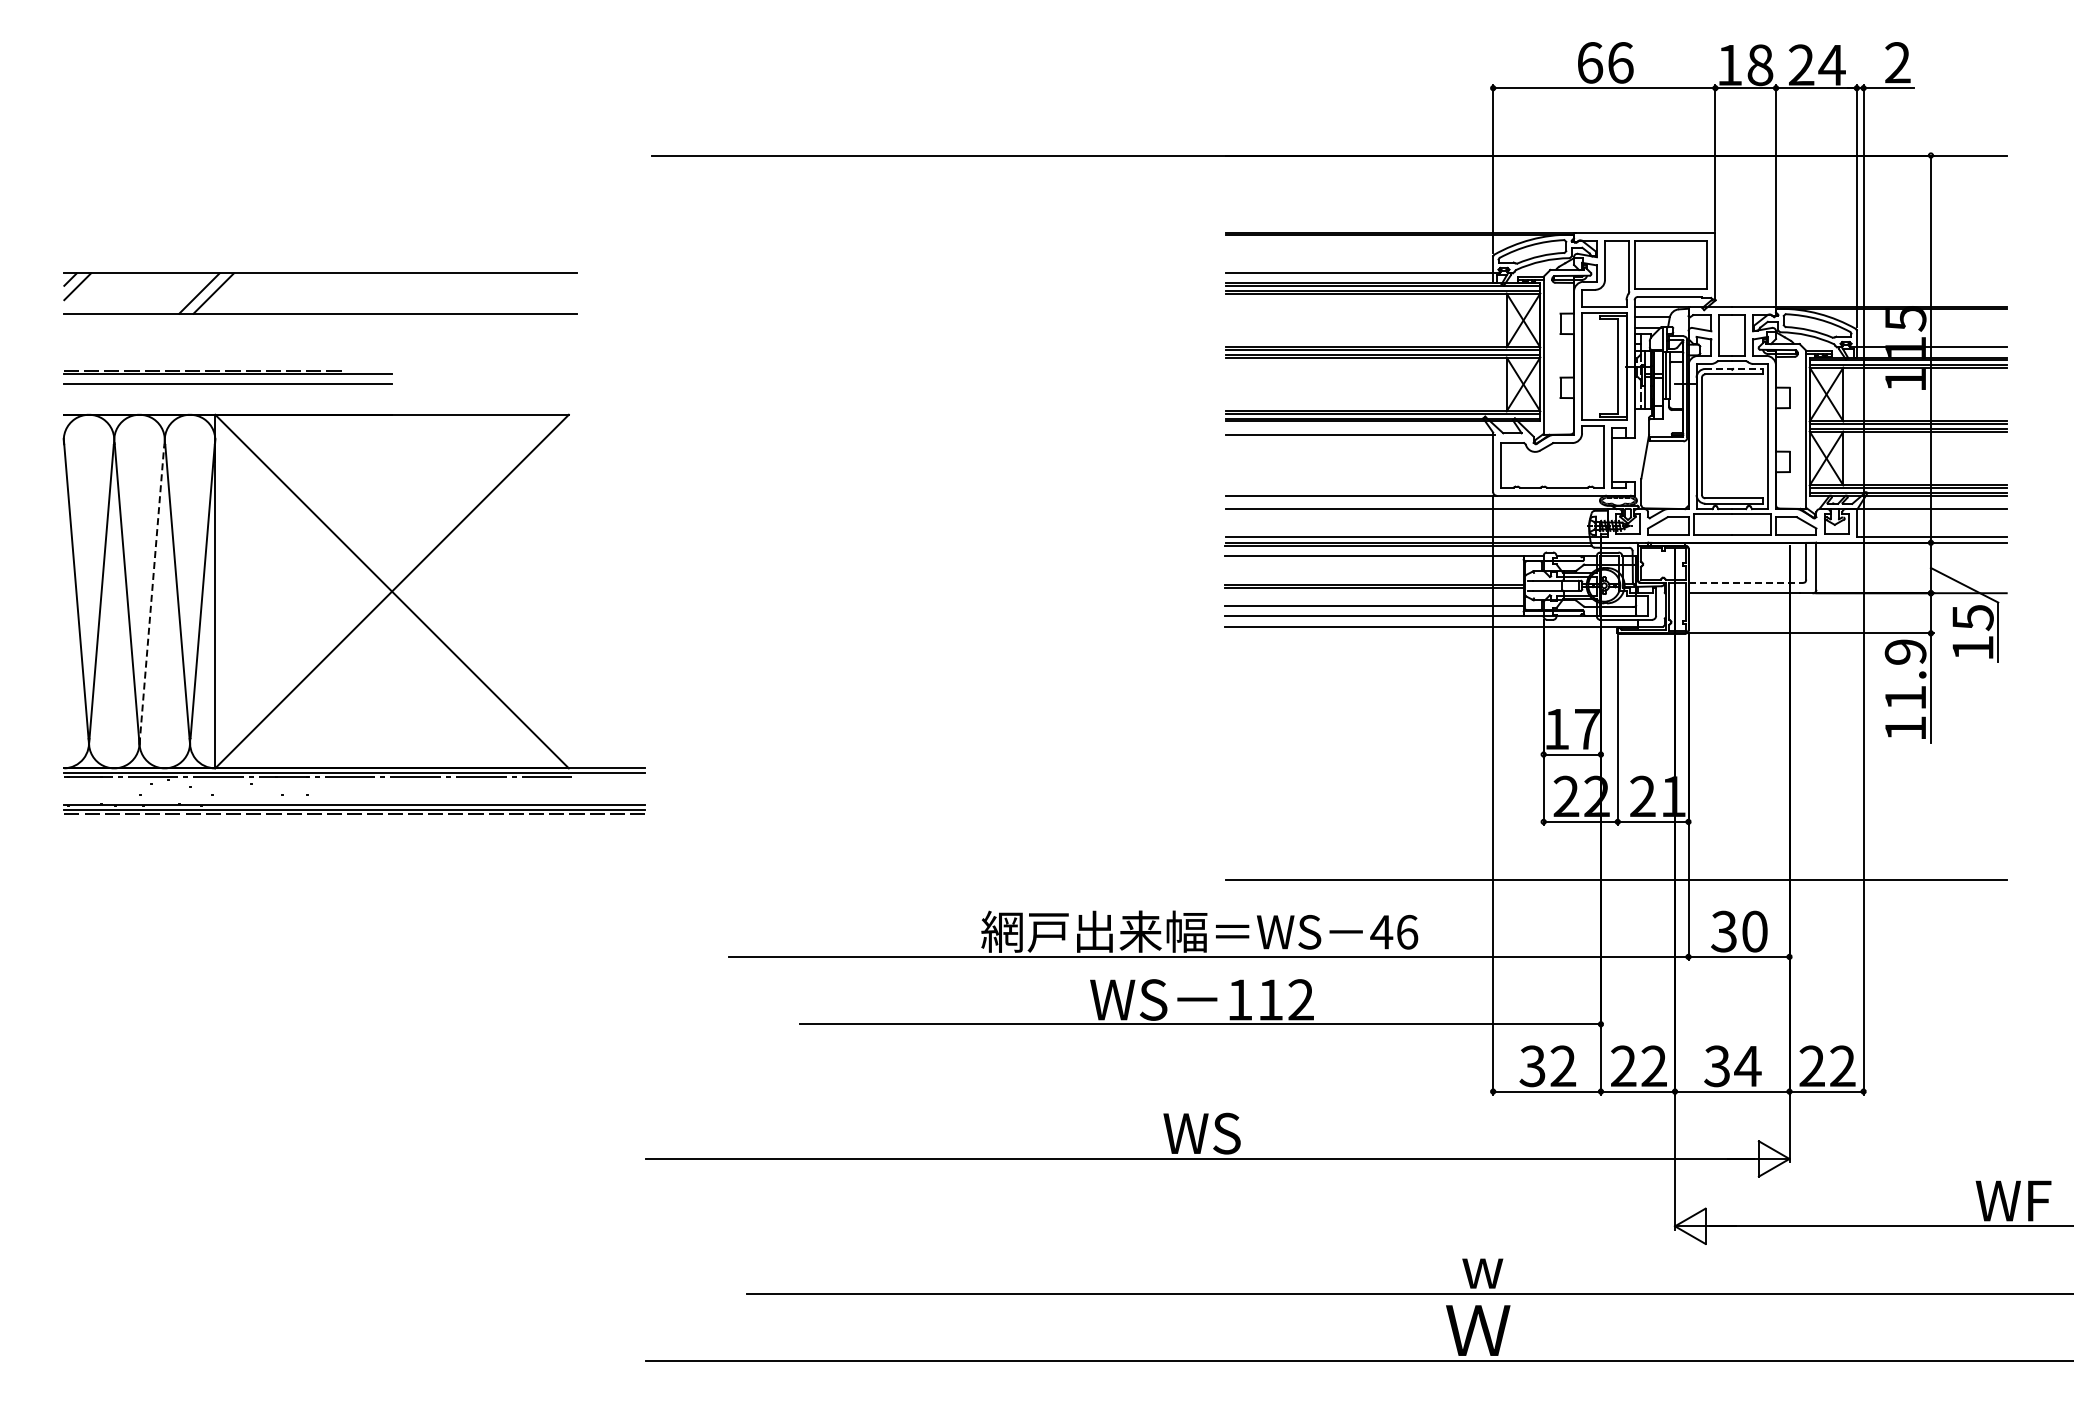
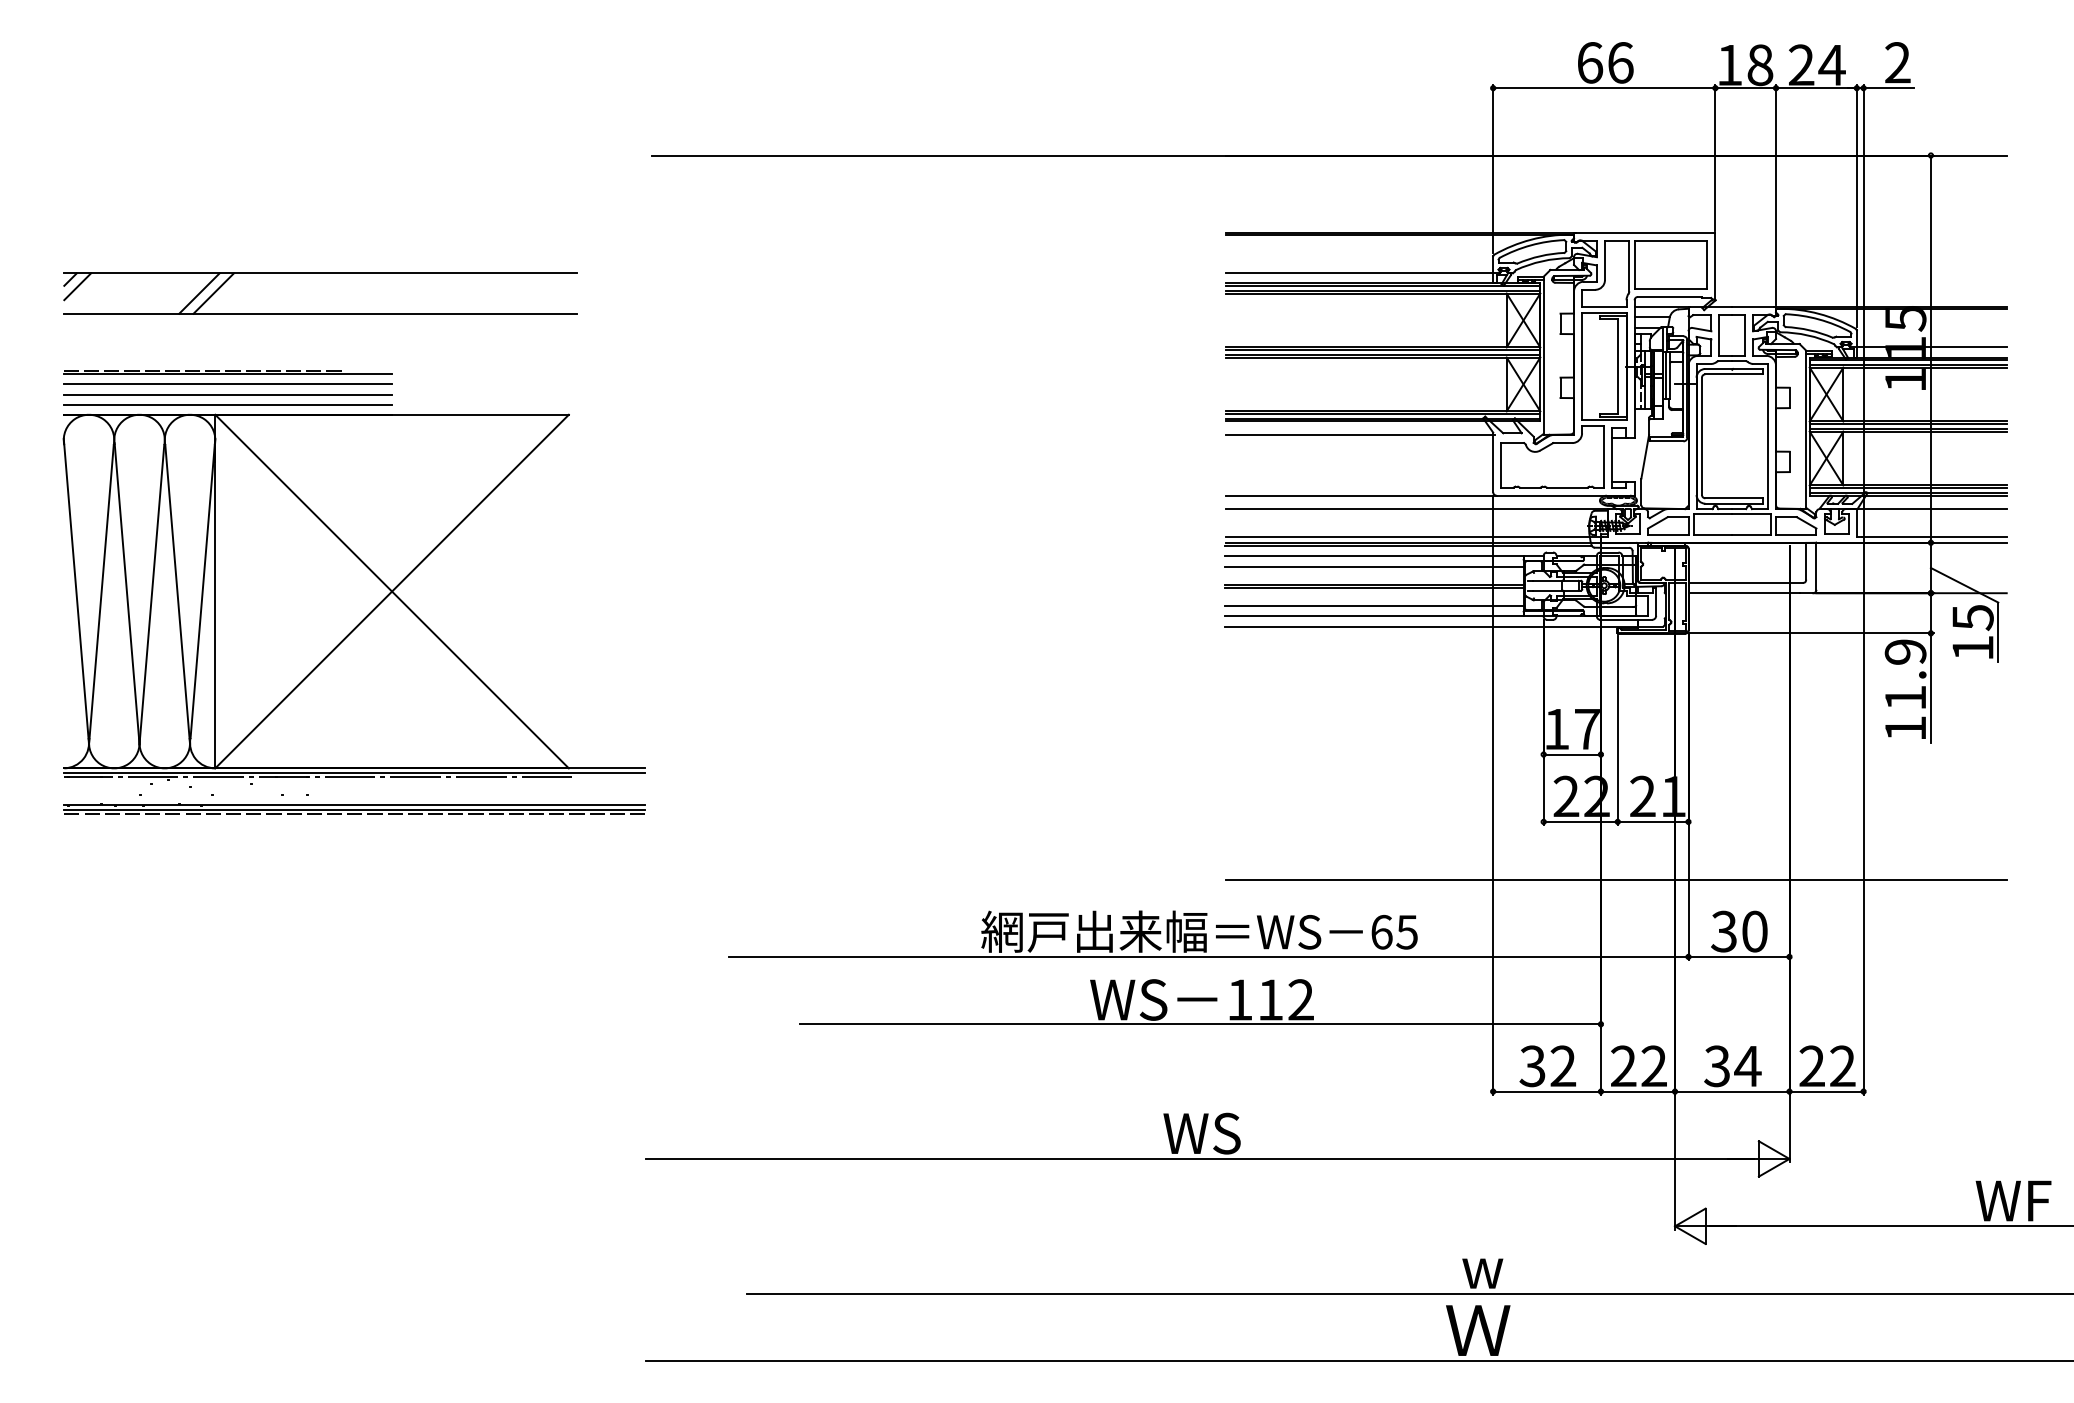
line: dashed -> solid (1734, 369)
line: none -> present (228, 394)
line: none -> present (227, 404)
line: none -> present (1374, 566)
line: dashed -> solid (1746, 582)
line: dashed -> solid (151, 594)
text: 46 -> 65 (1394, 931)
